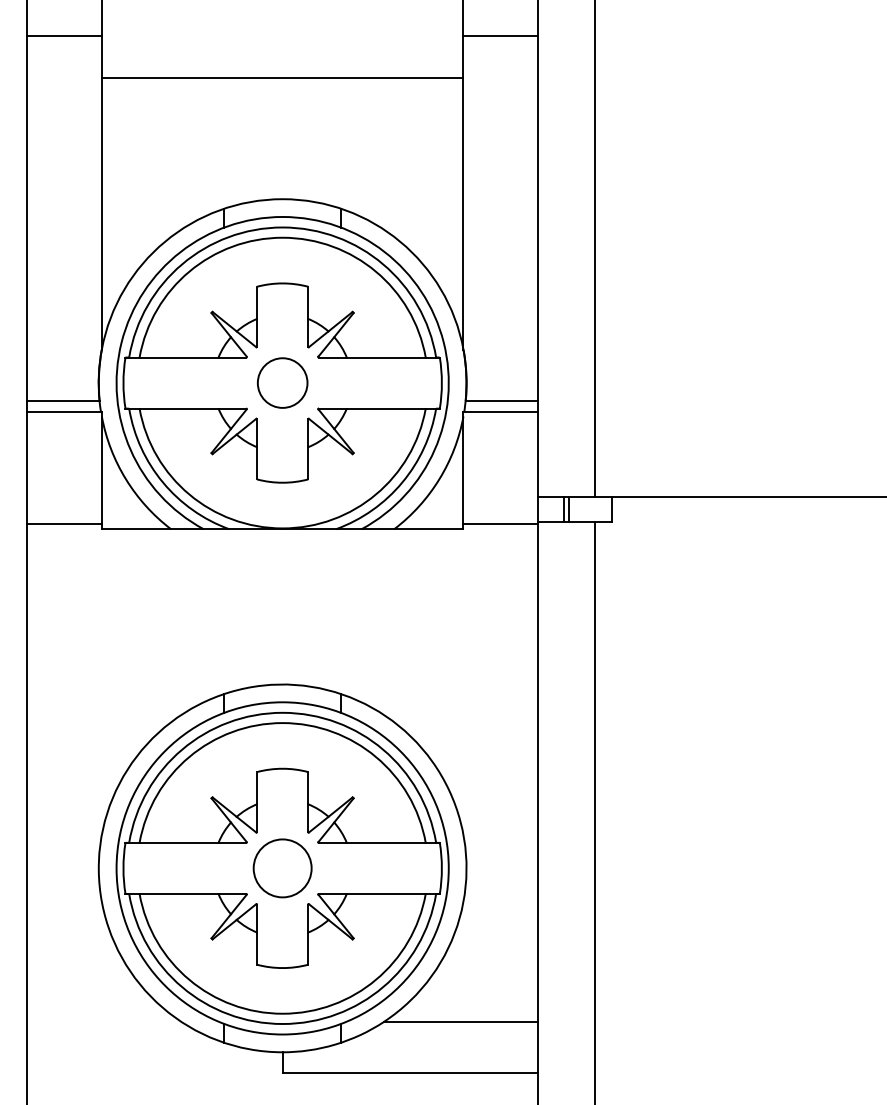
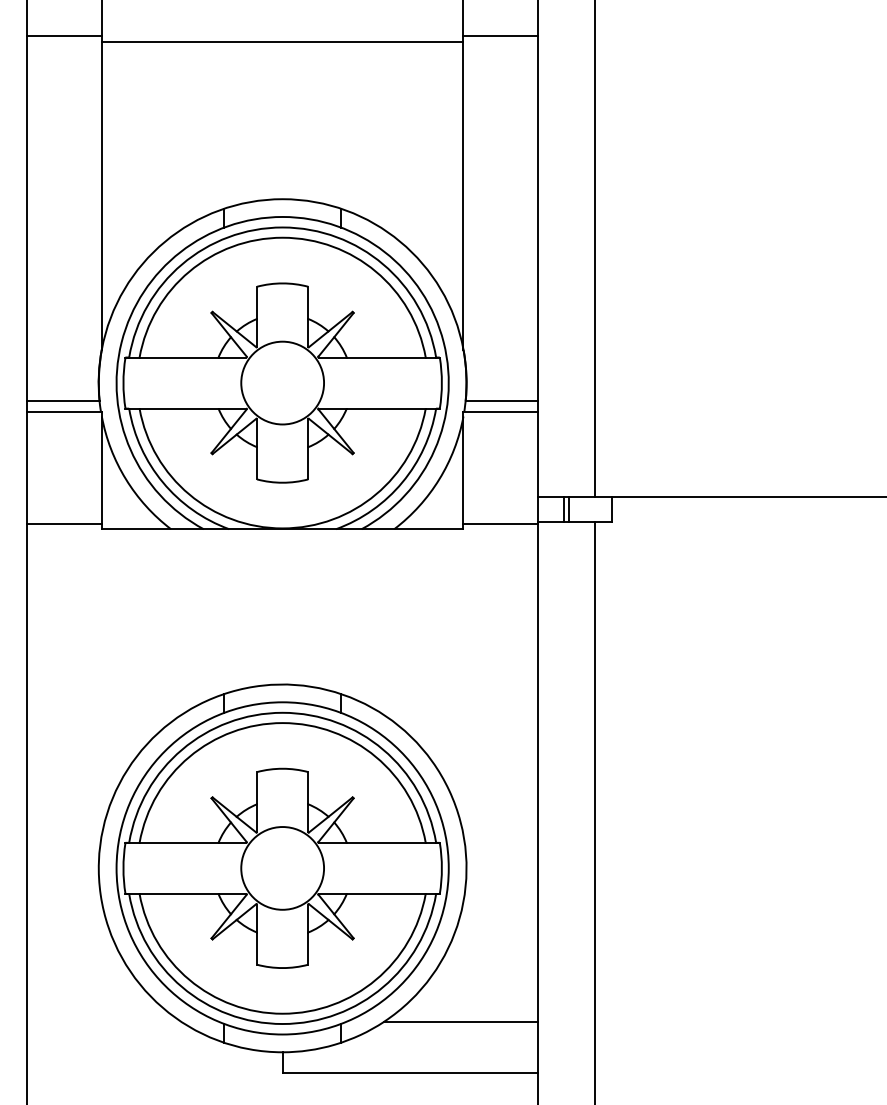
line position: (282, 78) -> (282, 42) (282, 42)
circle diameter: 50 px -> 83 px (282, 382)
circle diameter: 58 px -> 83 px (282, 868)
